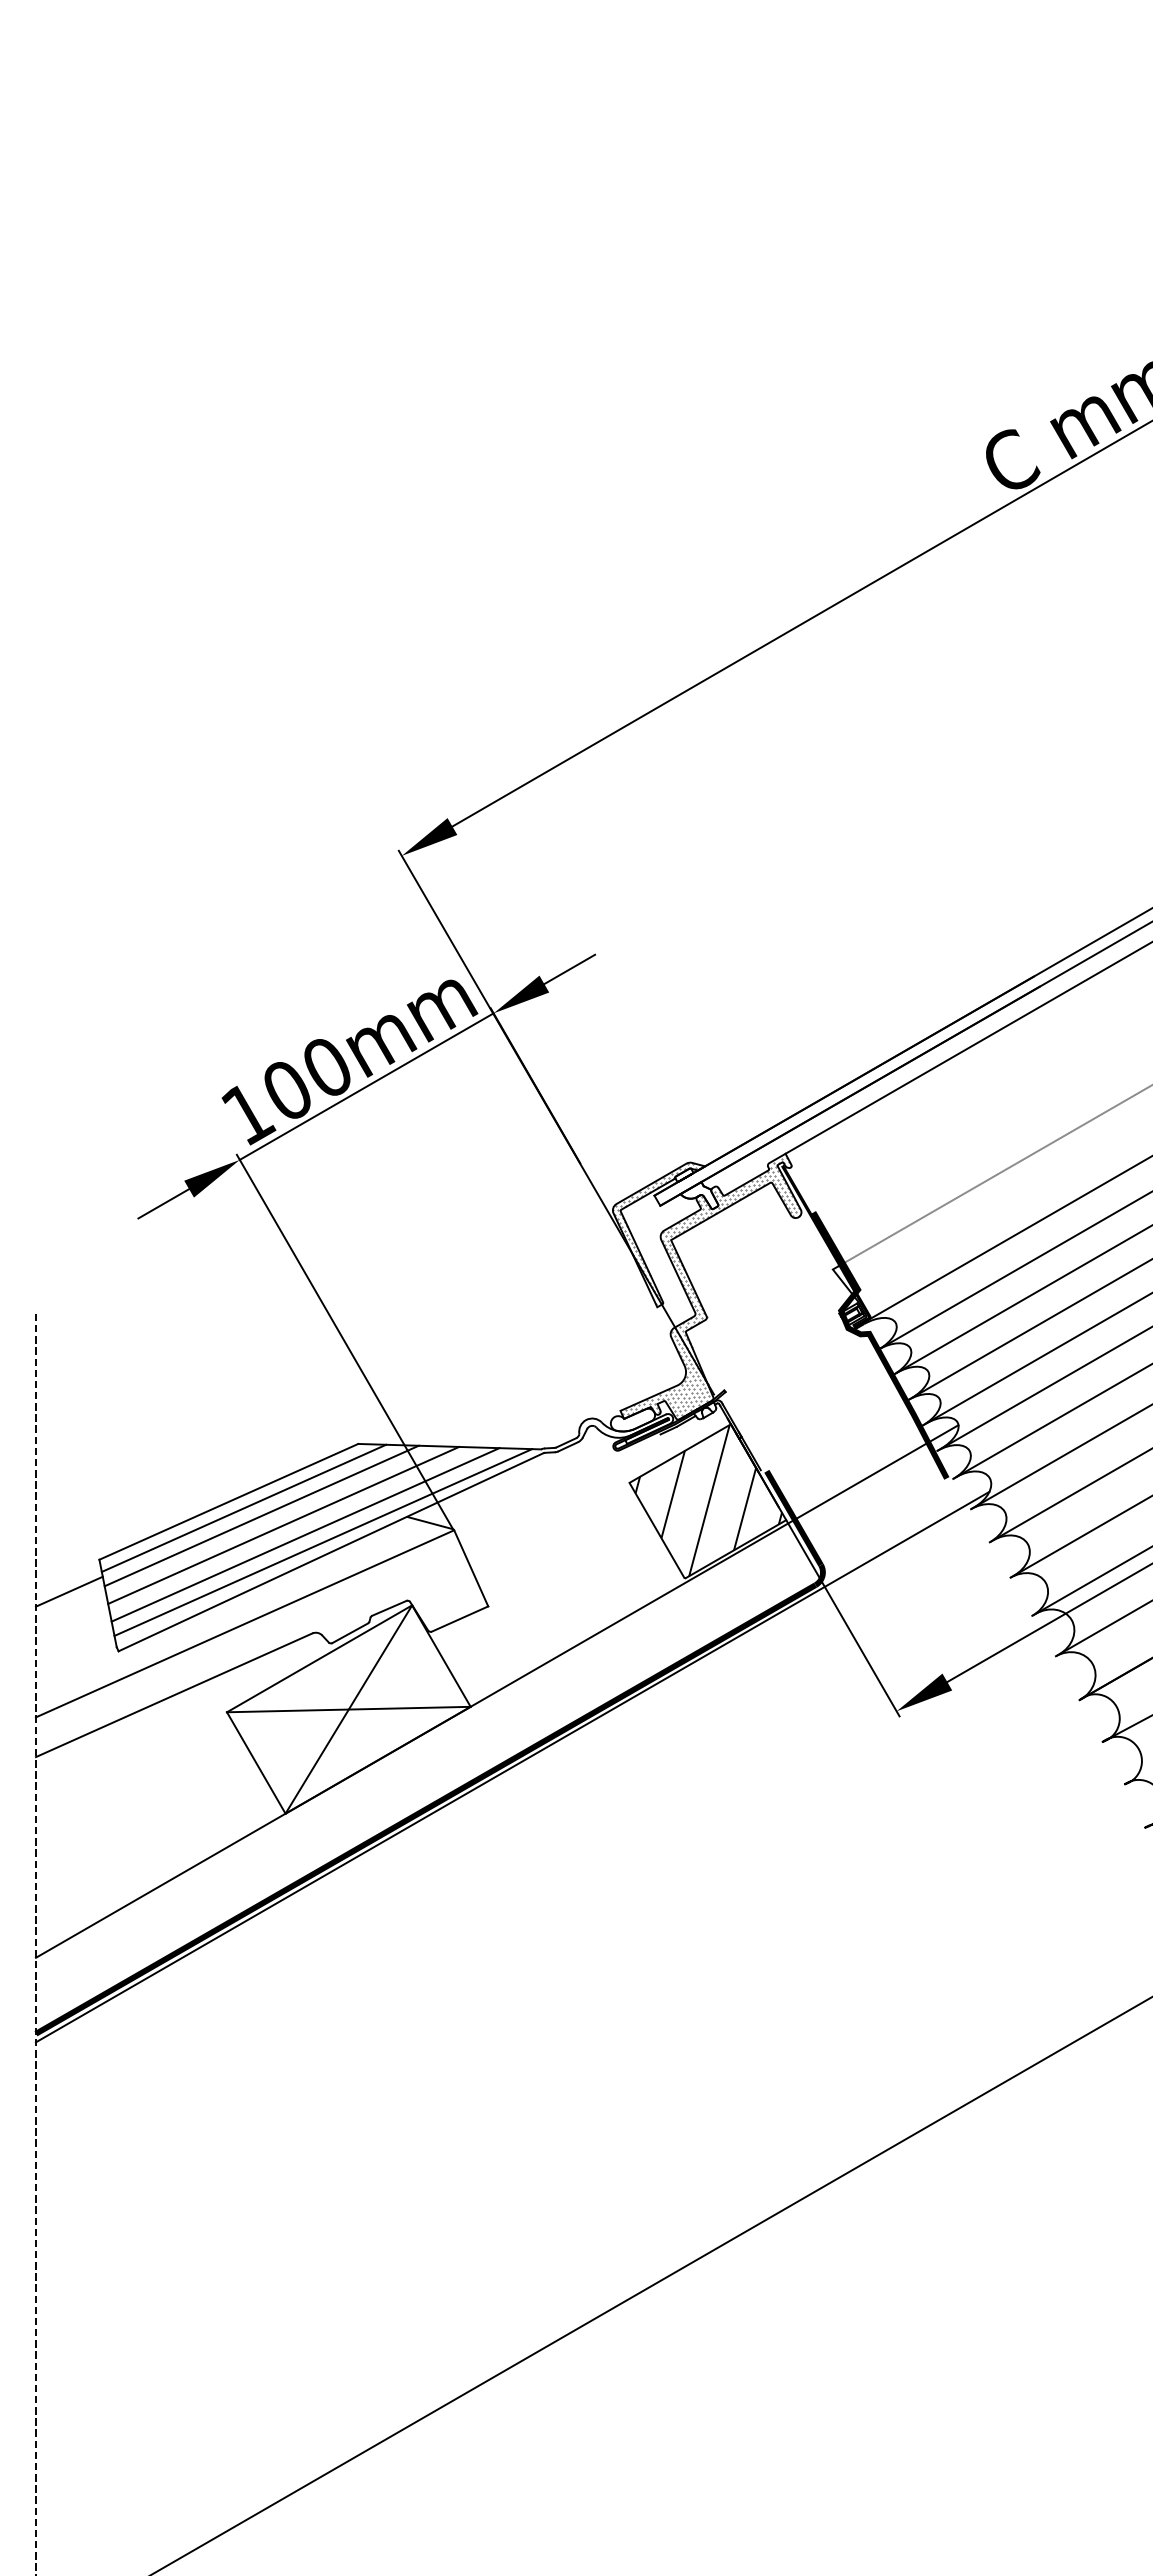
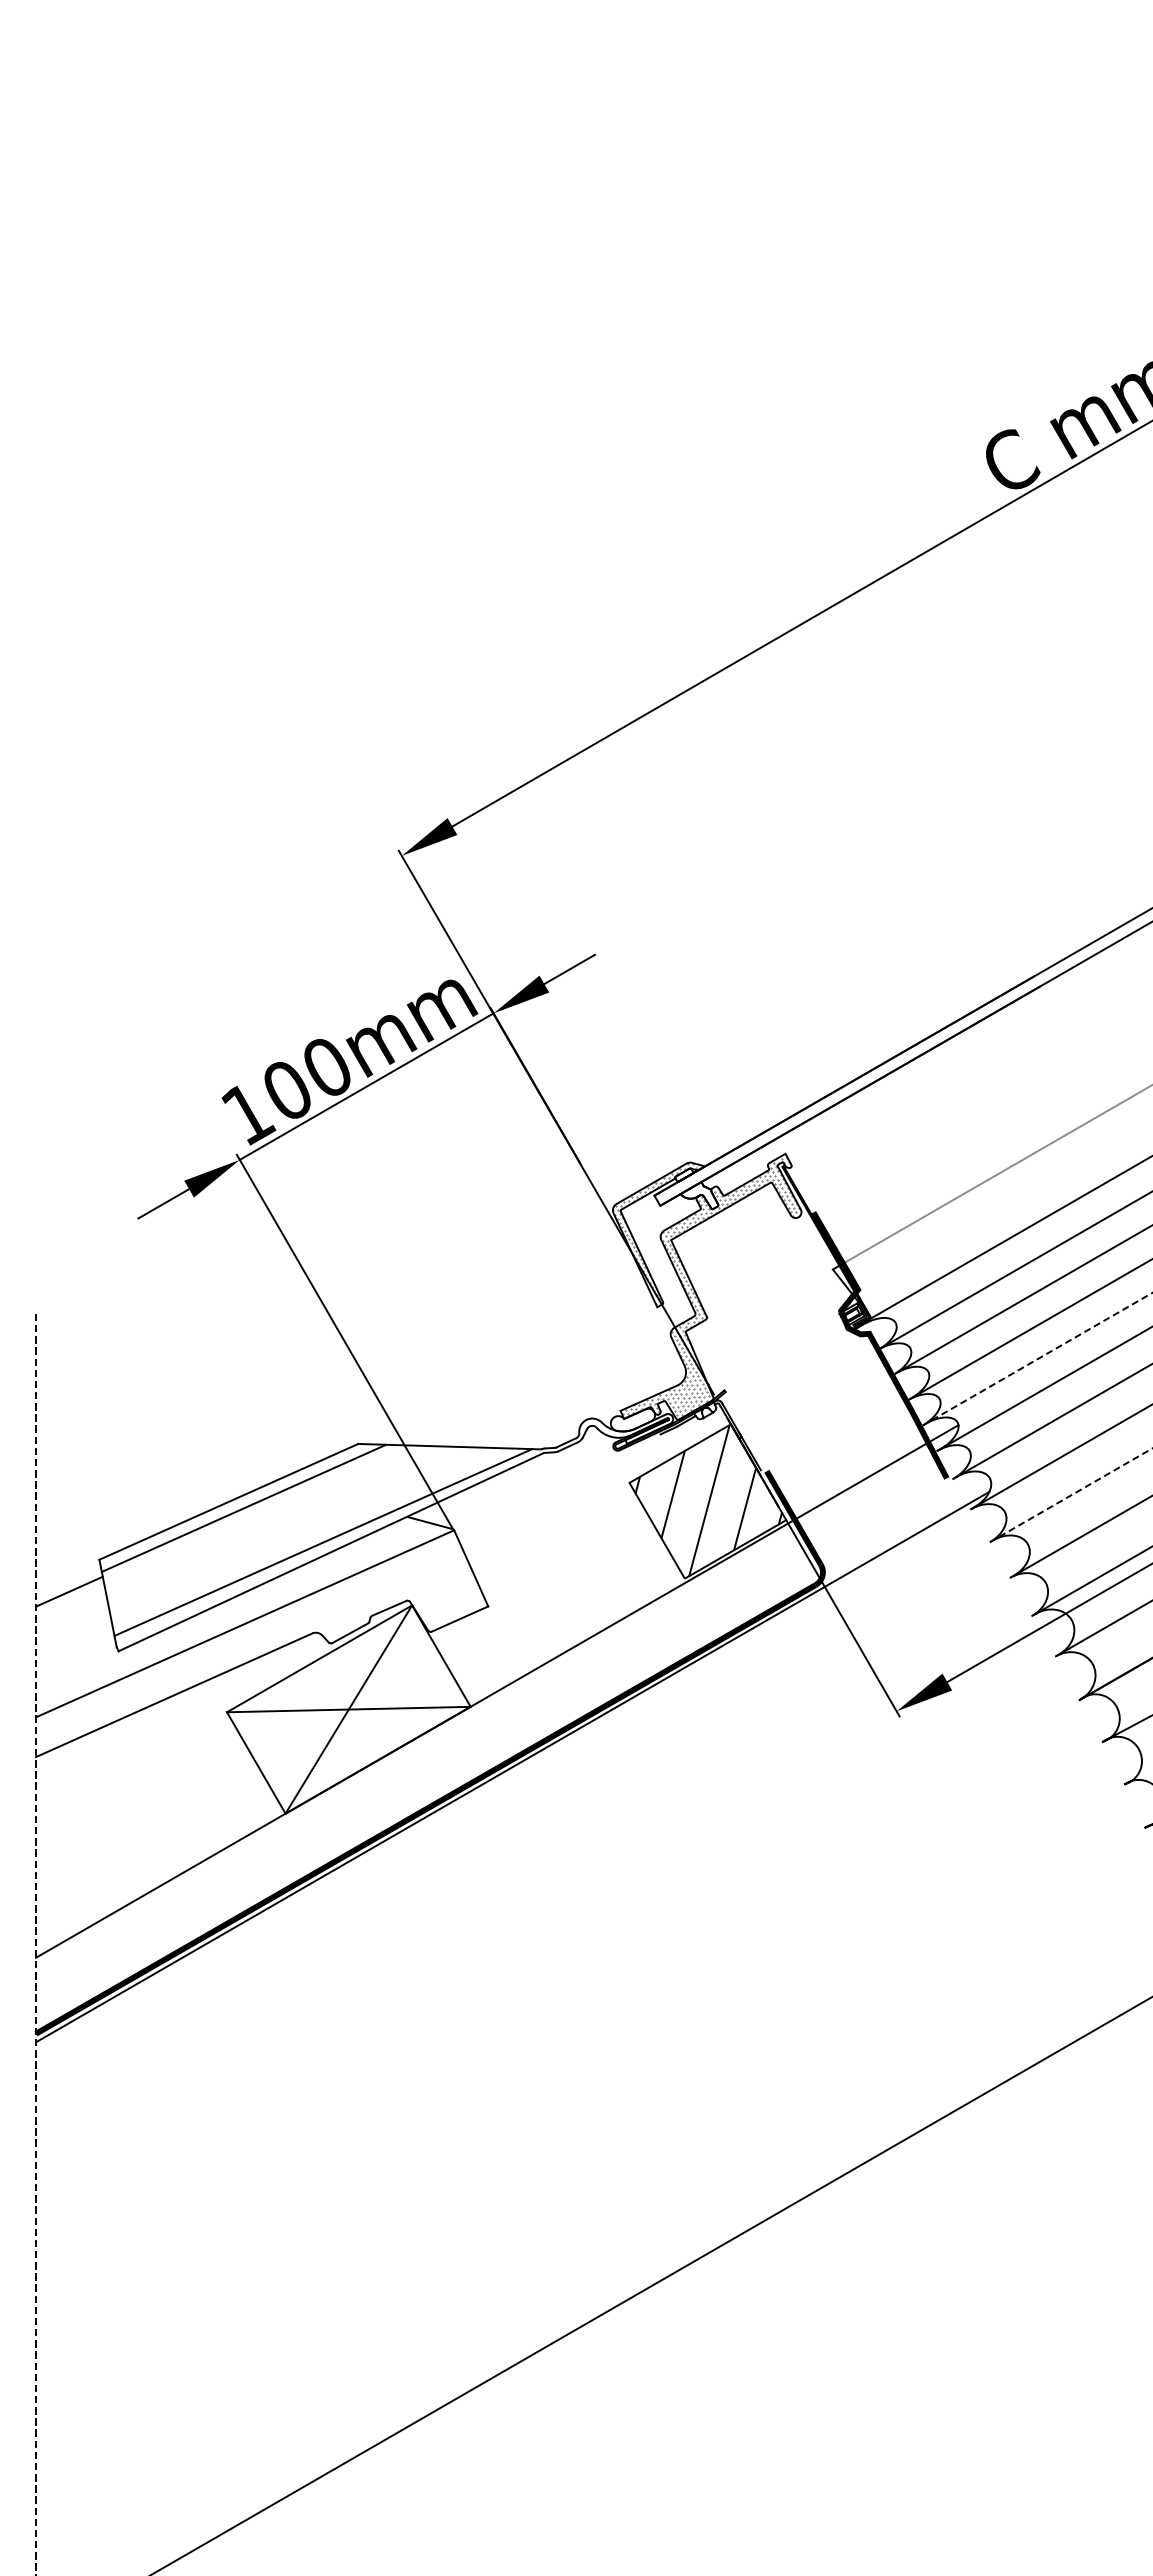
line: present -> none (967, 1048)
line: solid -> dashed (1037, 1359)
line: solid -> dashed (1071, 1495)
line: present -> none (261, 1515)
line: present -> none (283, 1524)
line: present -> none (305, 1534)
